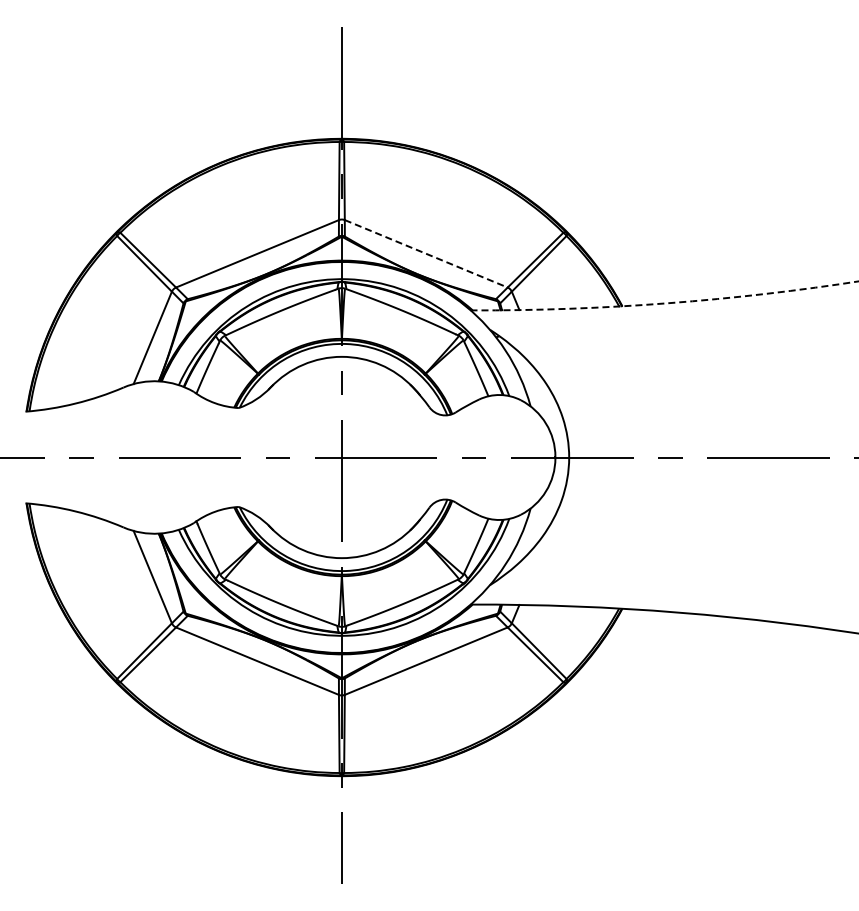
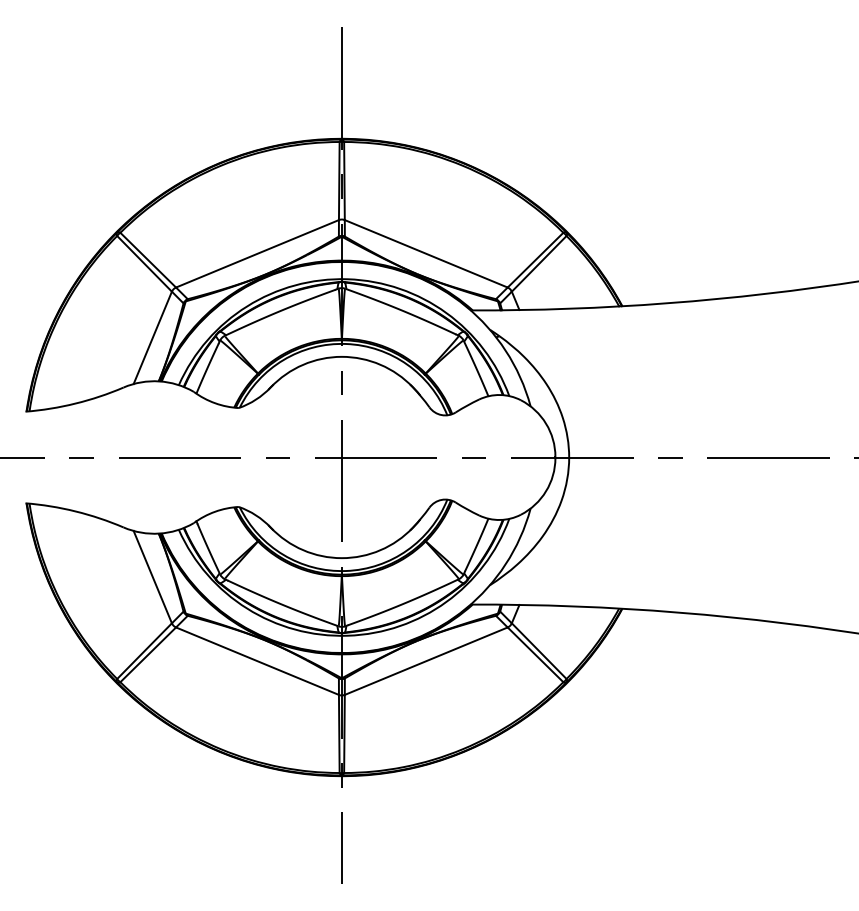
line: dashed -> solid (426, 254)
arc: dashed -> solid (665, 303)
